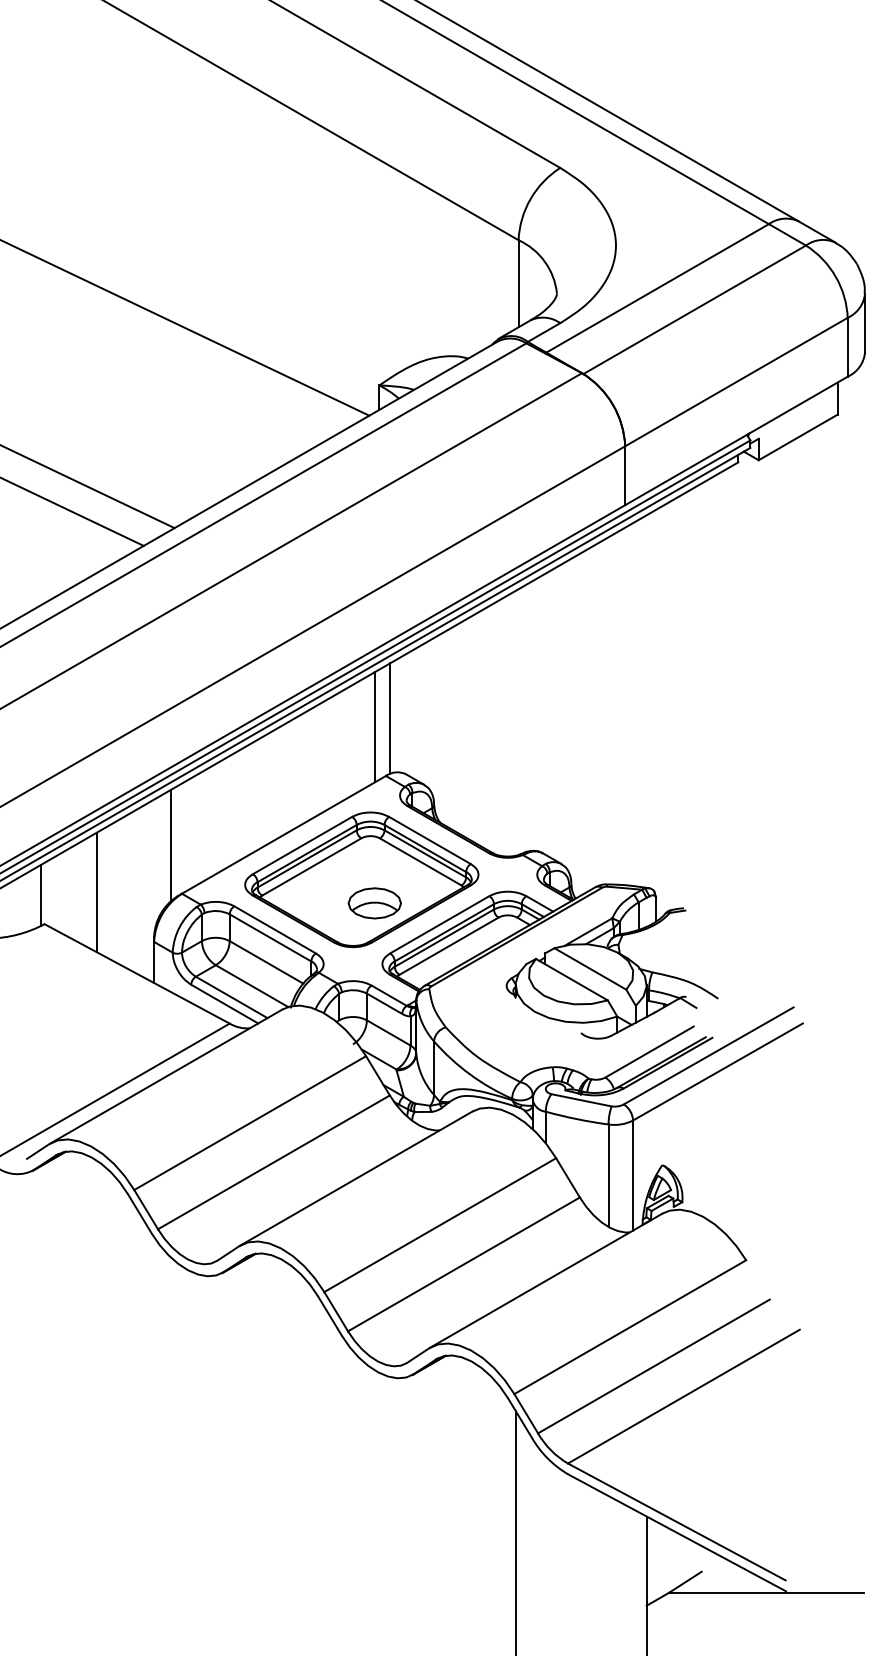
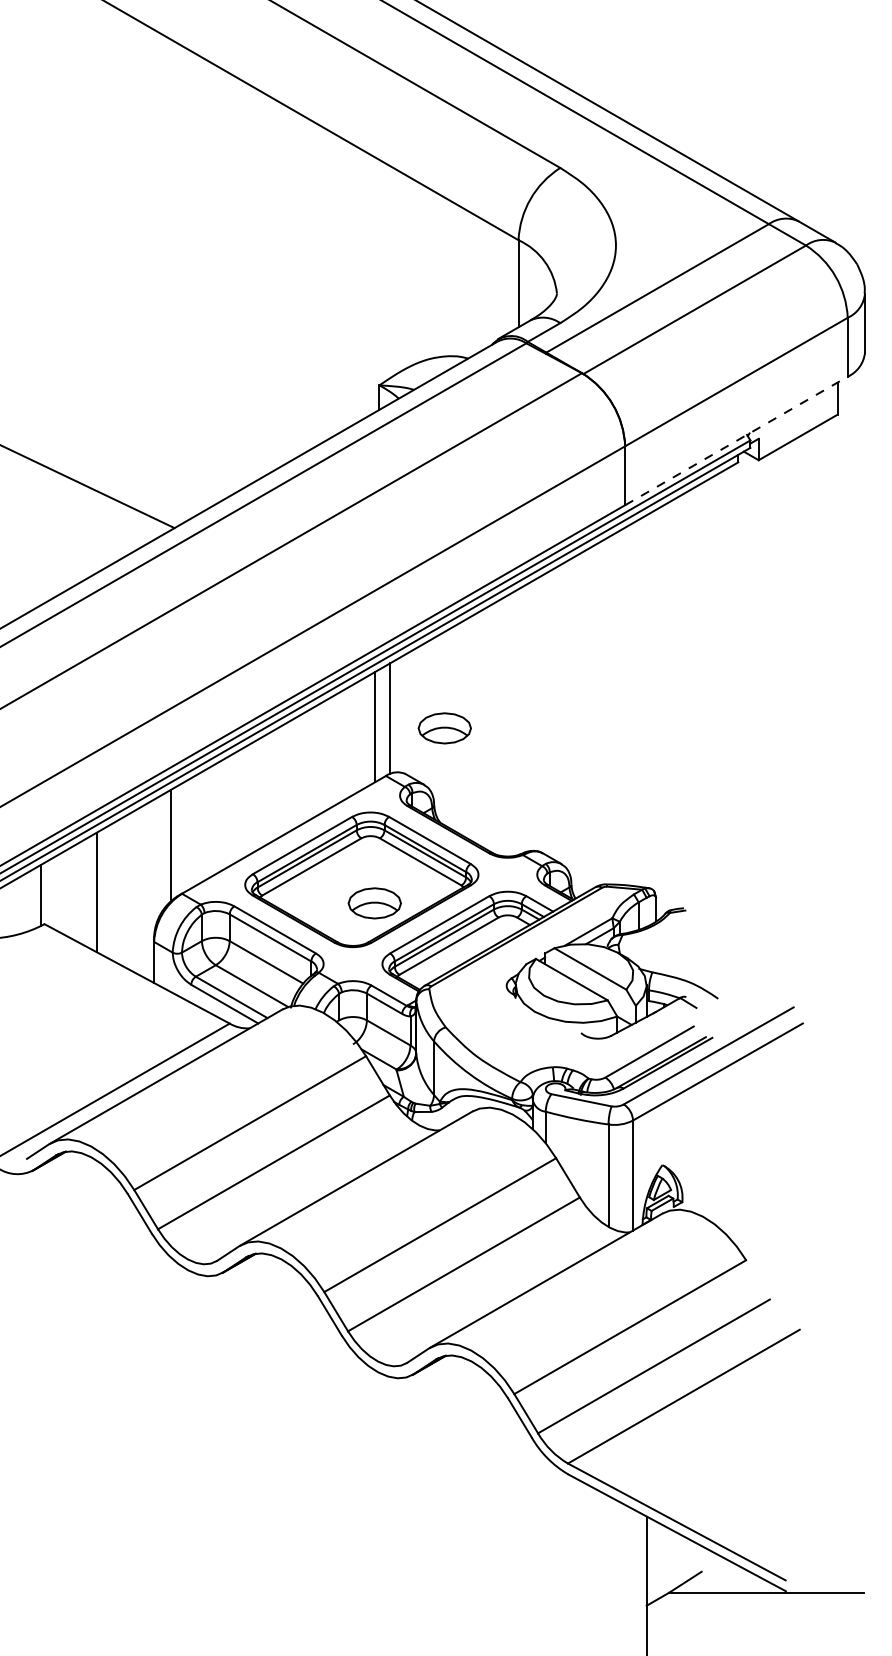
line: present -> none (185, 328)
line: solid -> dashed (736, 440)
line: present -> none (72, 511)
part: none -> present (444, 728)
line: present -> none (515, 1531)
